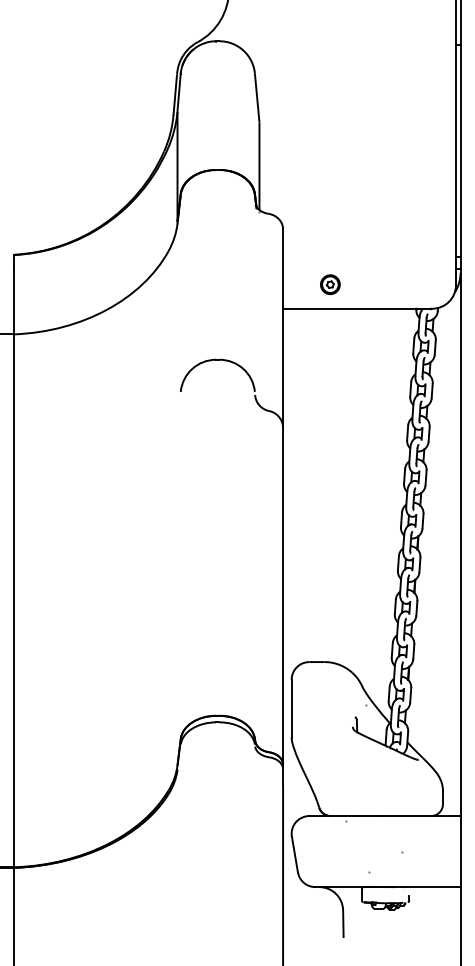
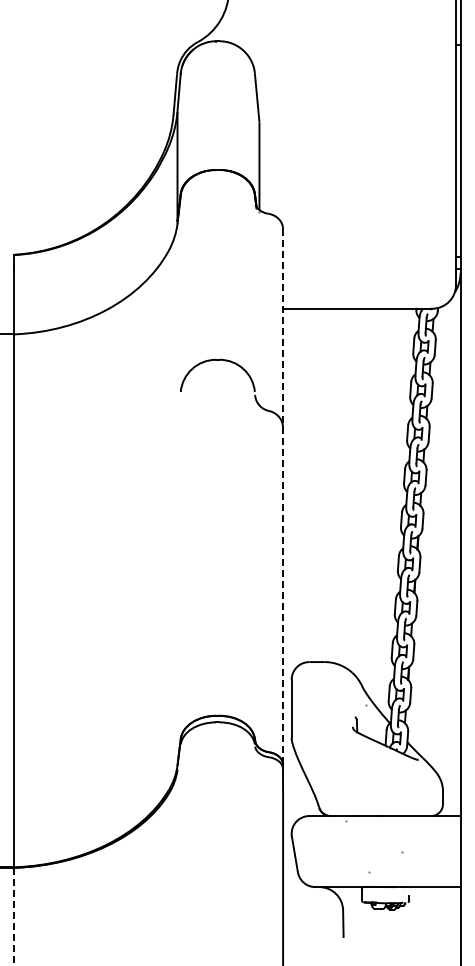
part: present -> none (330, 284)
line: solid -> dashed (283, 497)
line: solid -> dashed (14, 916)
